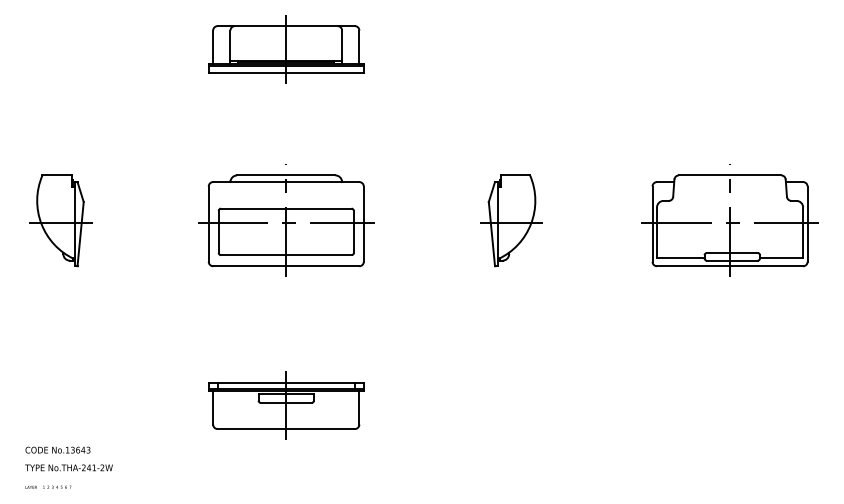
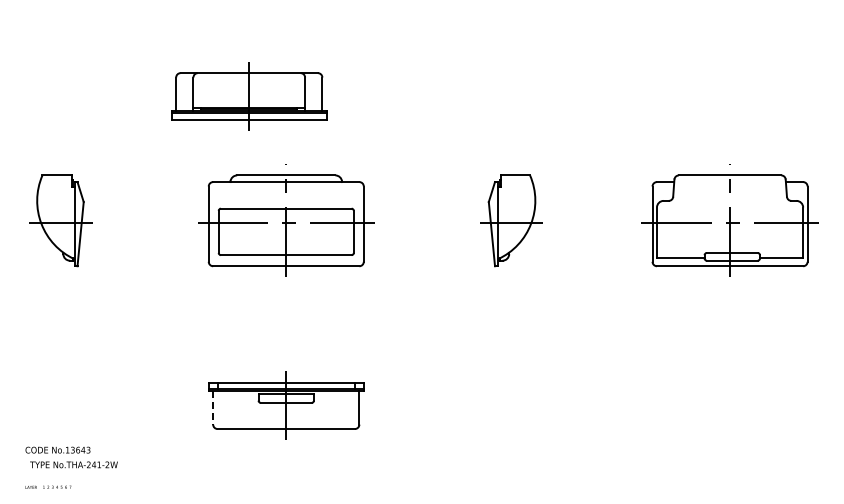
part position: (286, 49) -> (249, 96) (249, 96)
line: solid -> dashed (213, 407)
text position: (68, 467) -> (73, 464) (73, 464)
